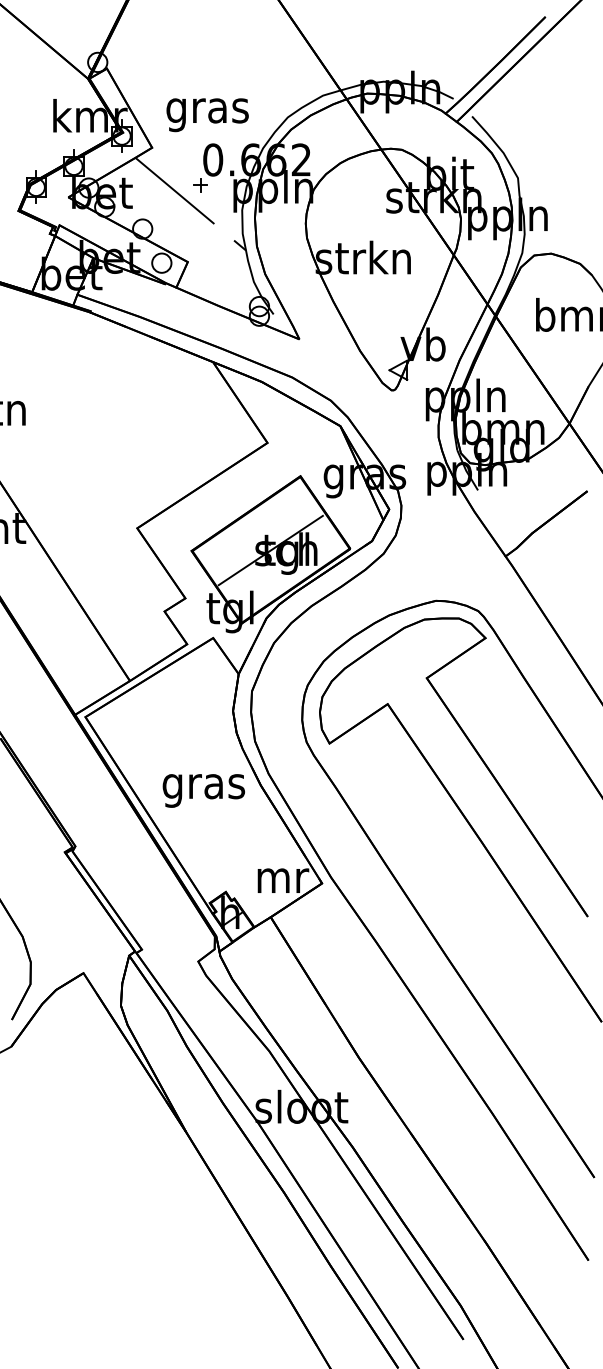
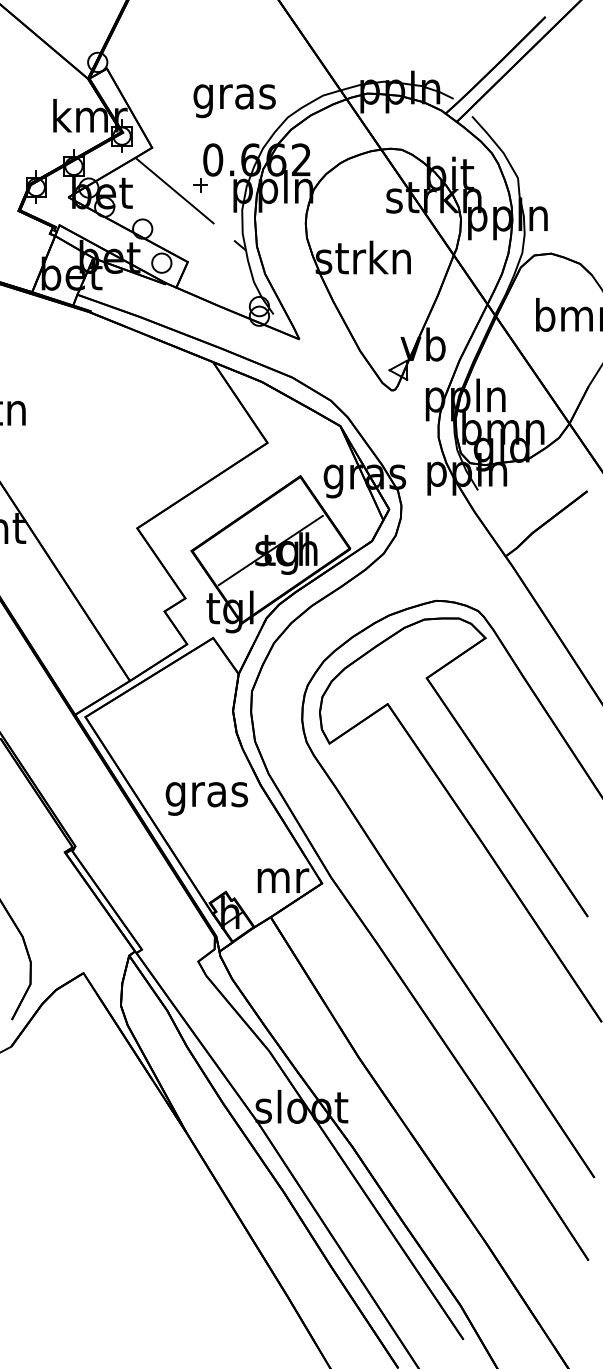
text position: (207, 115) -> (234, 101) (234, 101)
text position: (203, 790) -> (206, 798) (206, 798)
